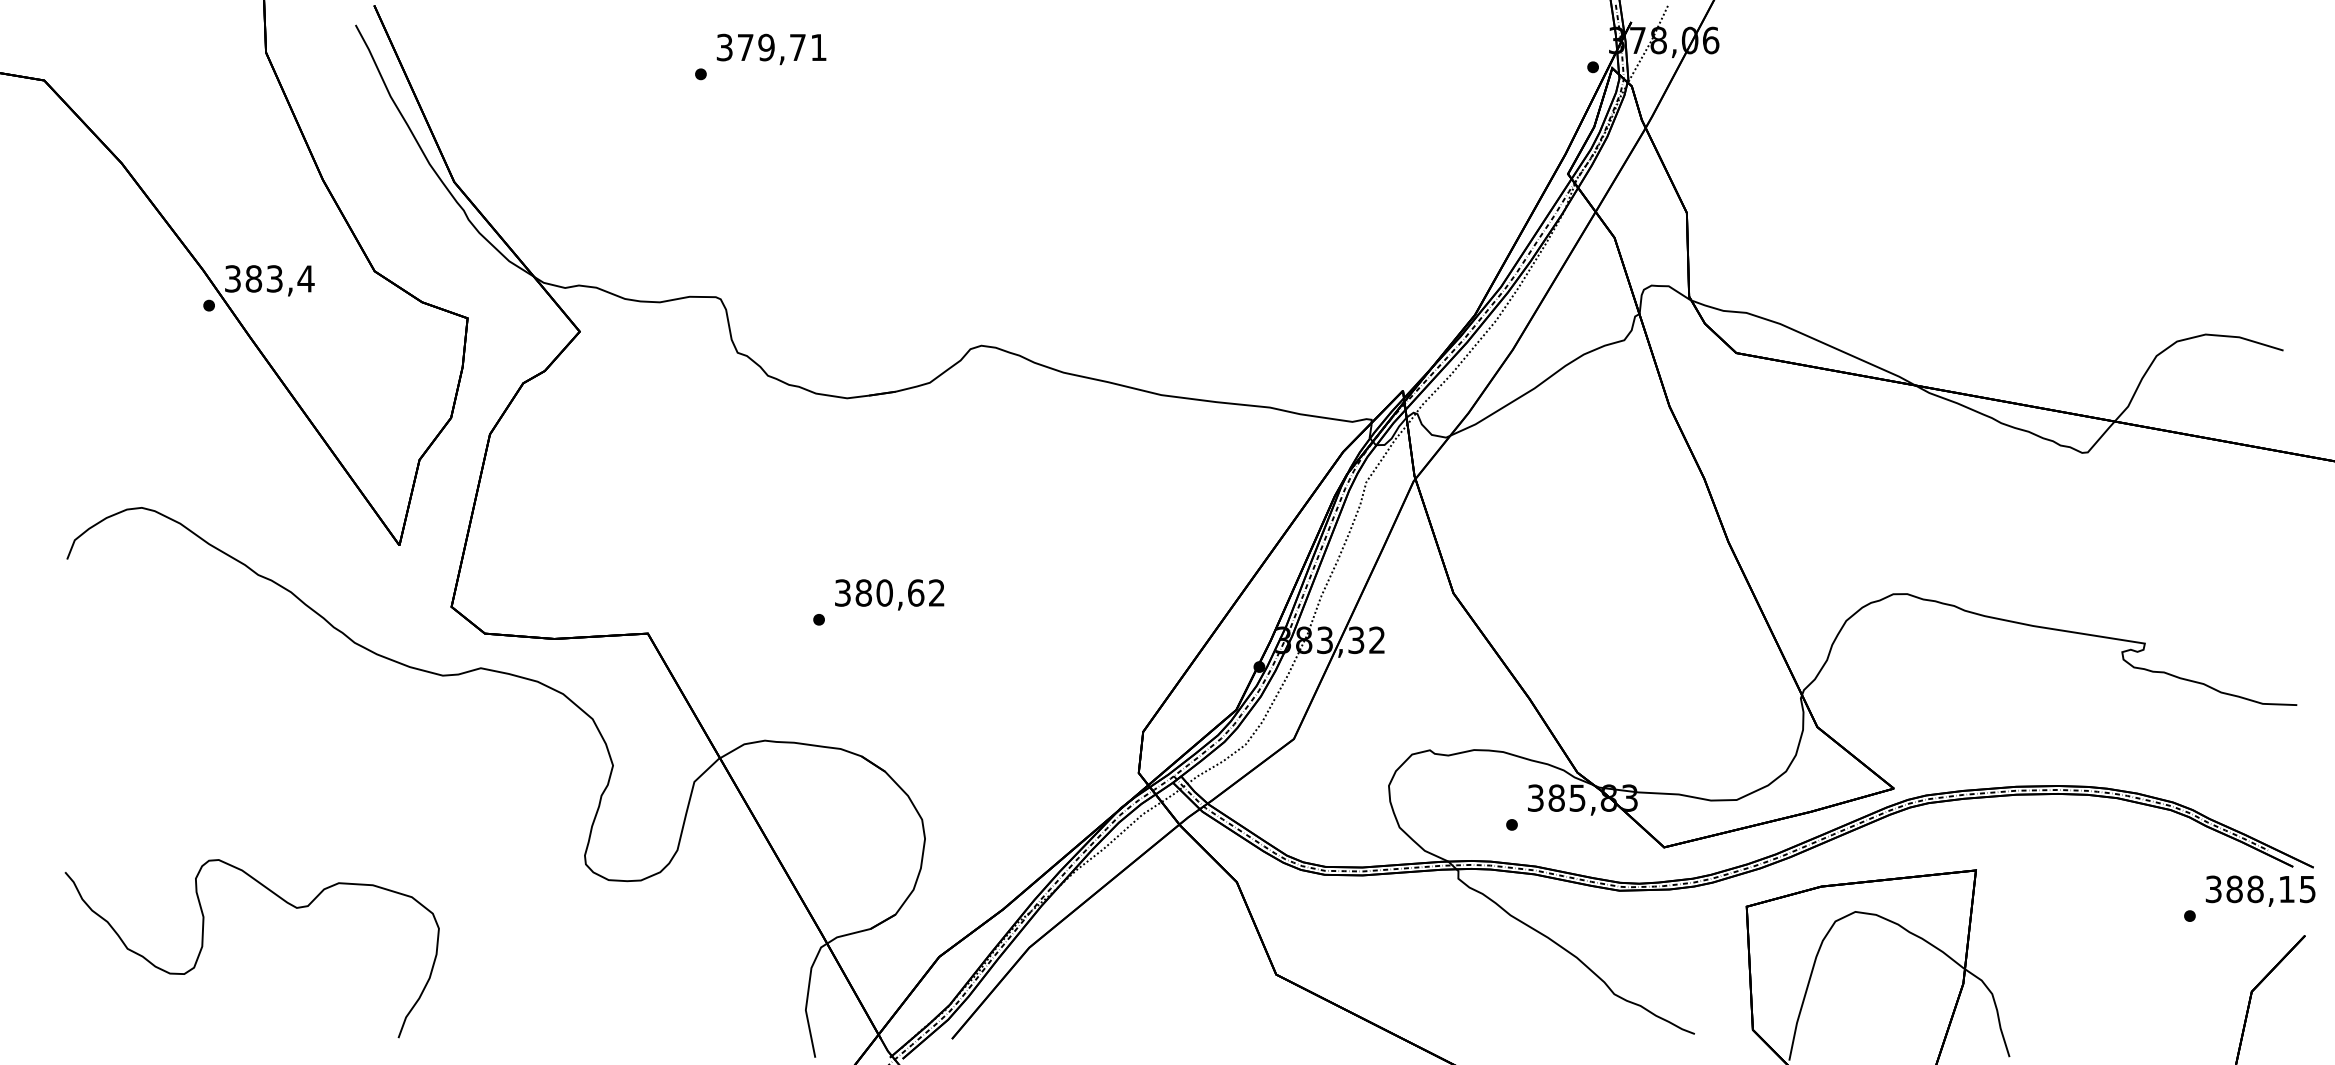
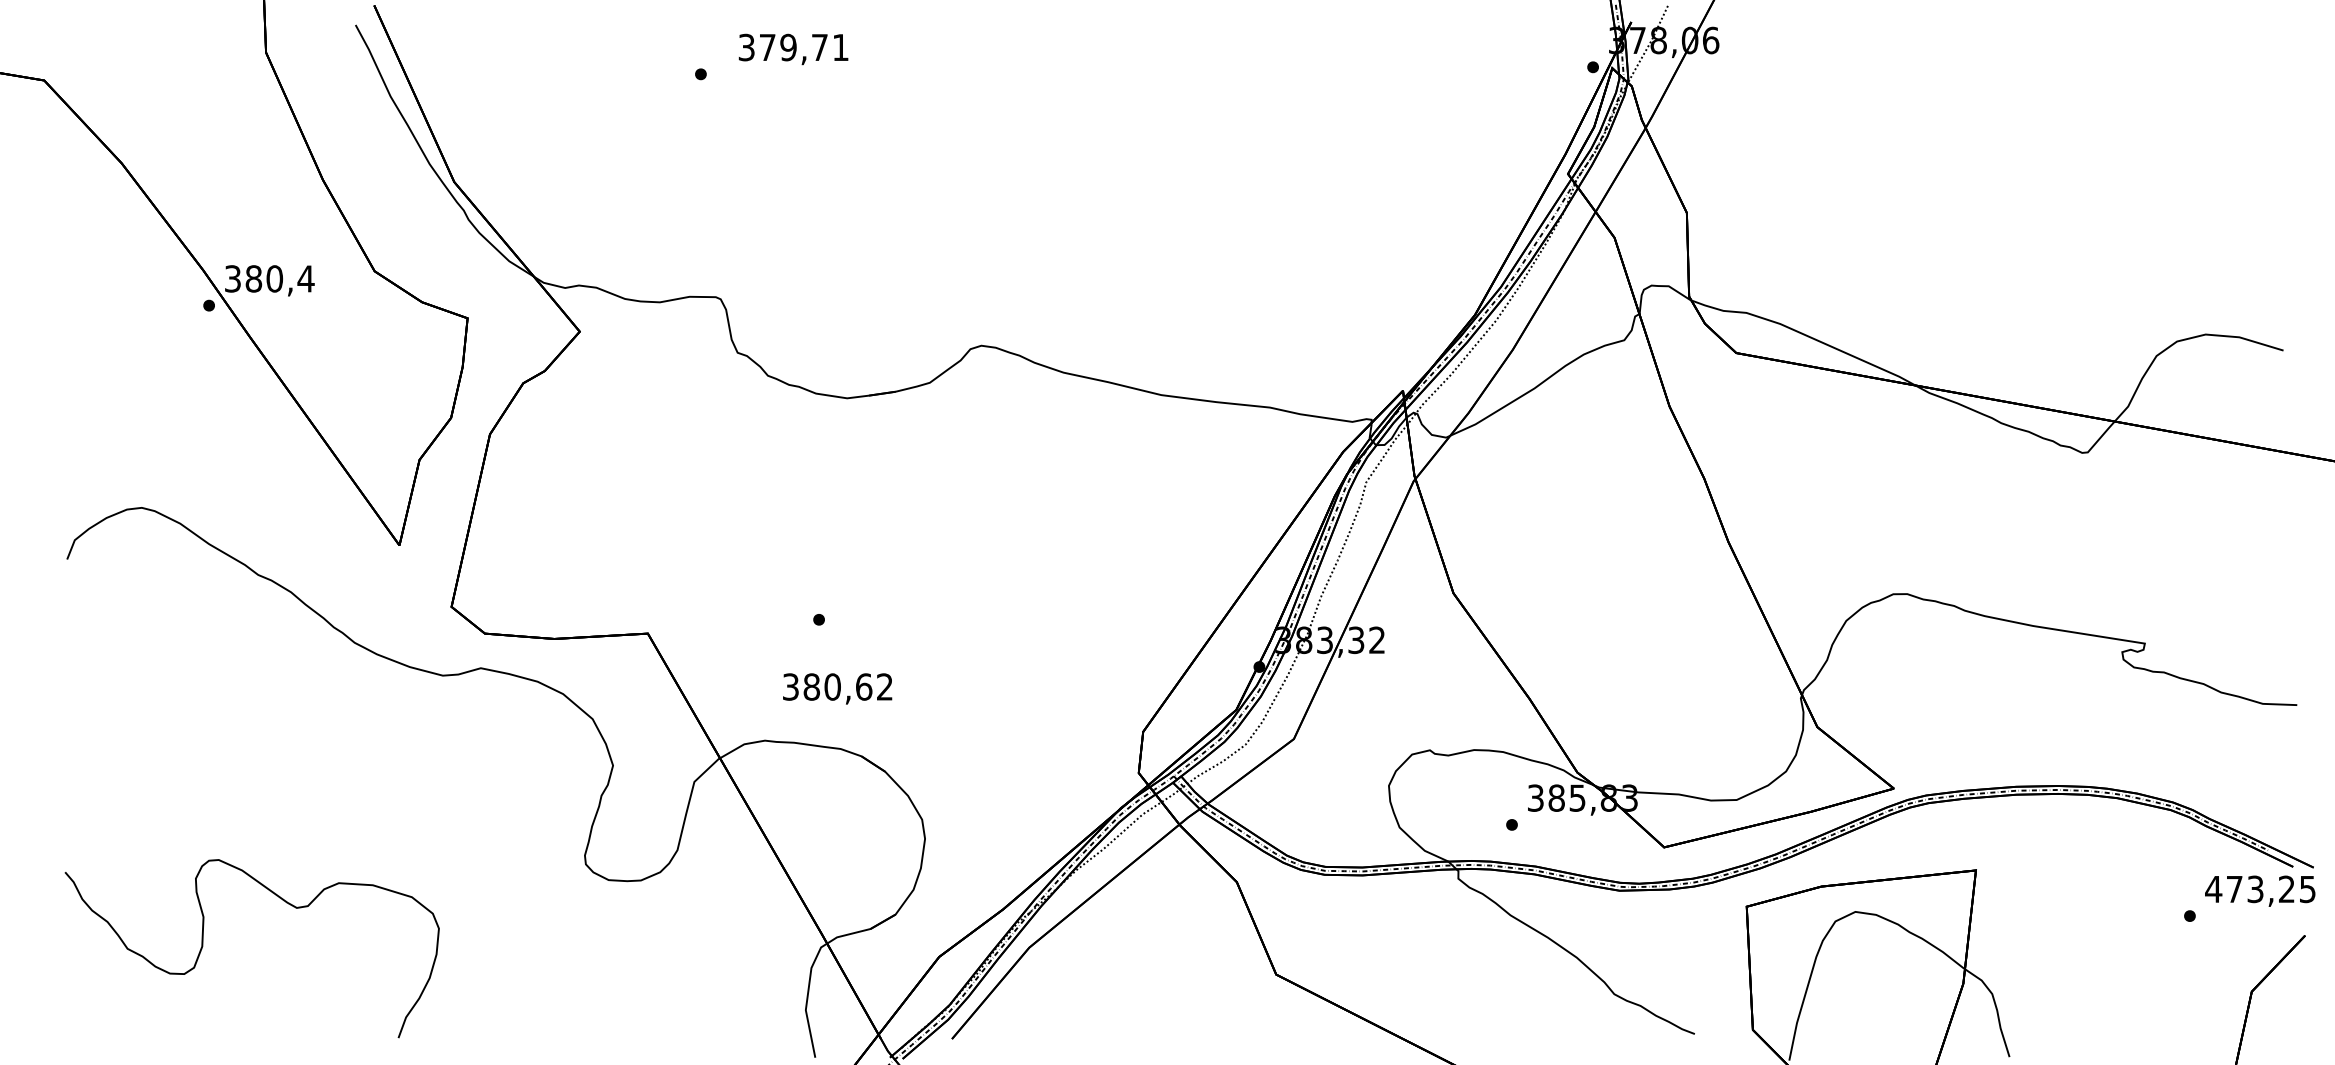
text position: (771, 49) -> (793, 49) (793, 49)
text: 383,4 -> 380,4 (274, 278)
text position: (889, 594) -> (837, 688) (837, 688)
text: 388,15 -> 473,25 (2249, 889)
